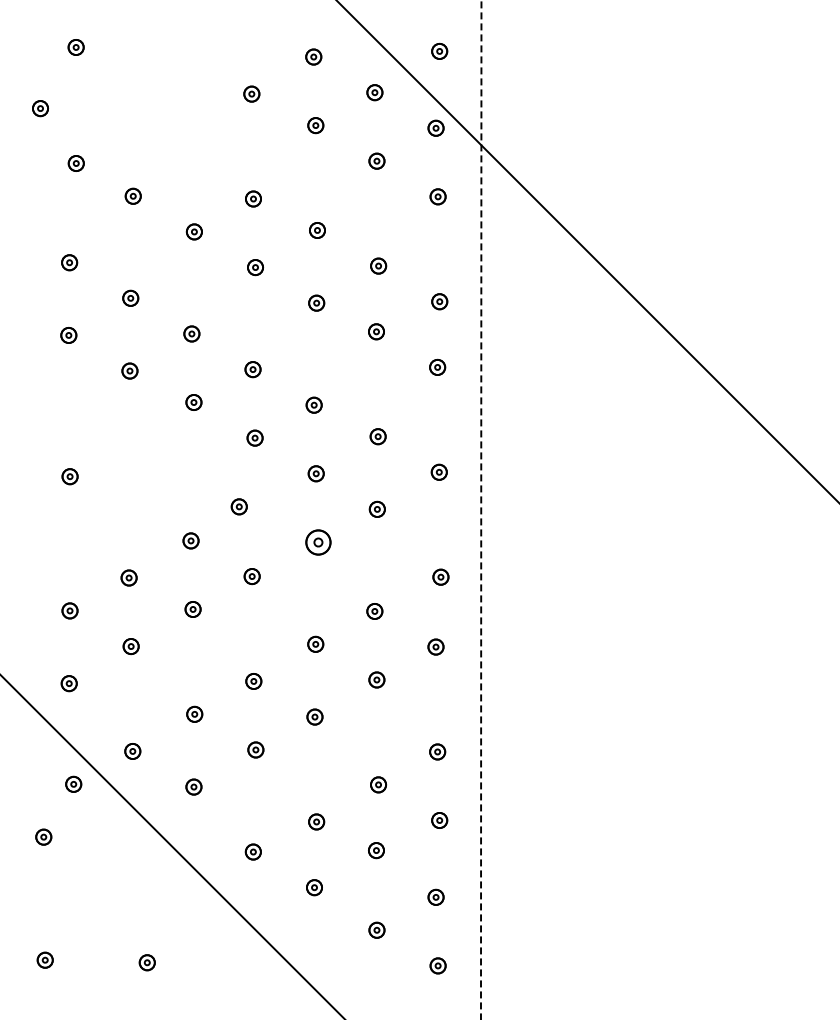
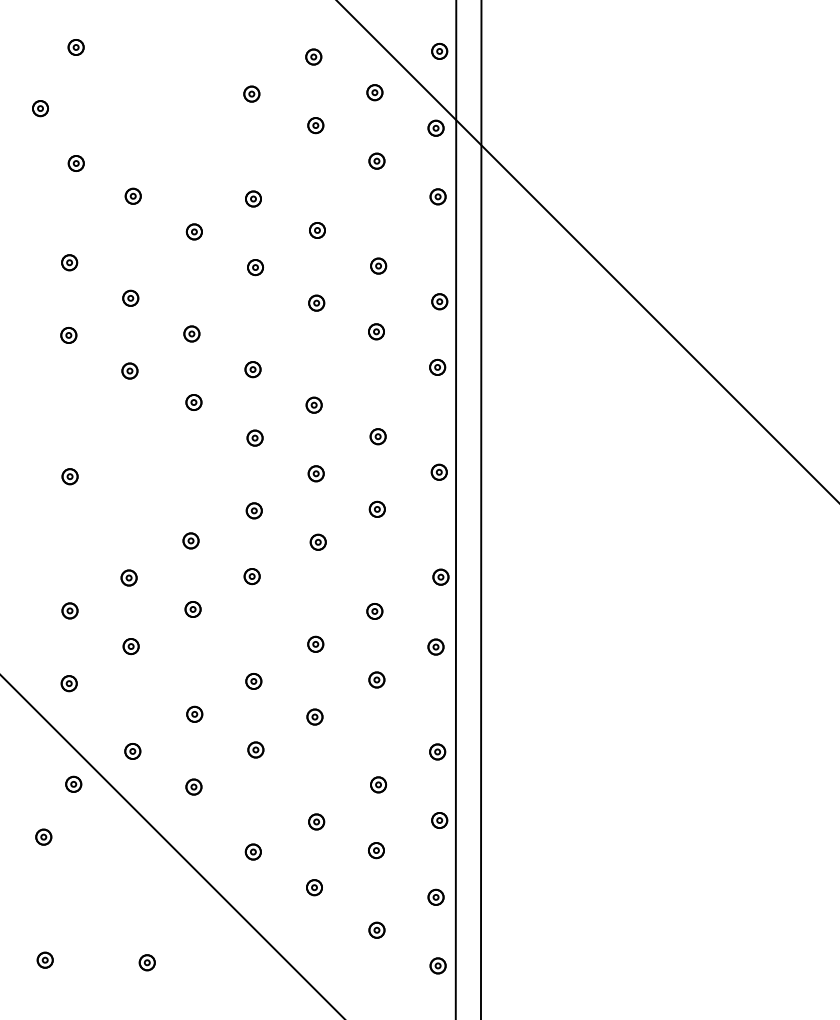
part position: (238, 506) -> (253, 510) (253, 510)
line: none -> present (455, 509)
line: dashed -> solid (481, 509)
part size: 27x27 px -> 18x18 px (317, 541)
